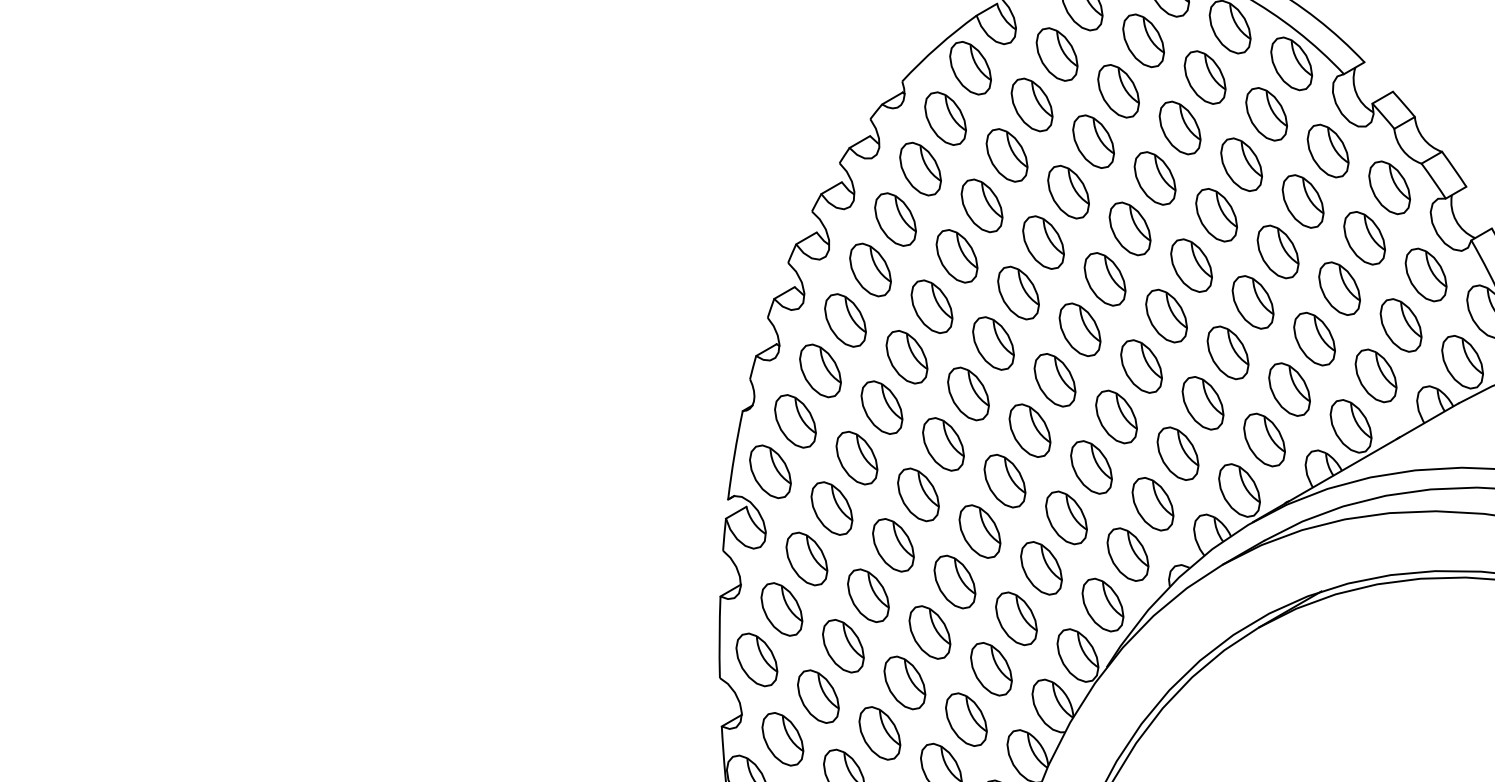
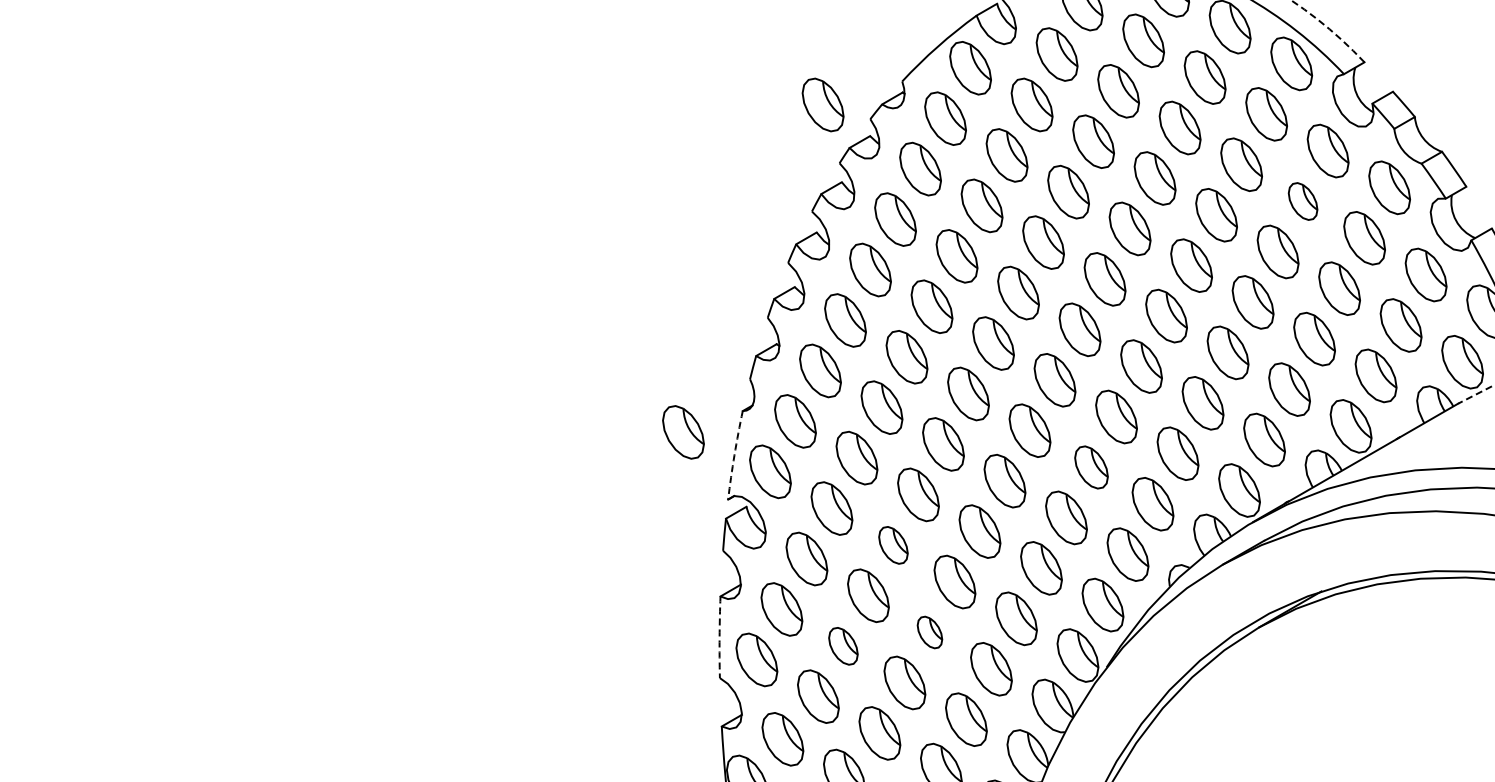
arc: solid -> dashed (1328, 29)
part: none -> present (822, 104)
part size: 44x55 px -> 32x39 px (1302, 201)
line: solid -> dashed (1476, 394)
part: none -> present (683, 432)
arc: solid -> dashed (734, 455)
part size: 43x55 px -> 35x45 px (1091, 467)
part size: 43x55 px -> 31x39 px (893, 545)
part size: 44x55 px -> 28x35 px (929, 632)
arc: solid -> dashed (719, 637)
part size: 43x55 px -> 31x39 px (843, 646)
